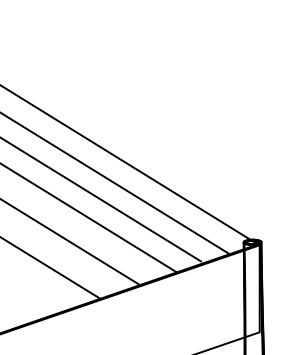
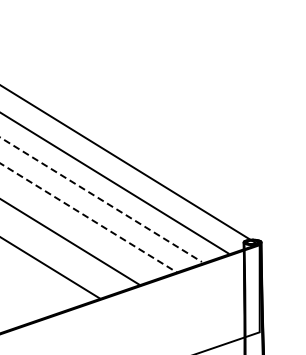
line: solid -> dashed (101, 200)
line: solid -> dashed (88, 218)
